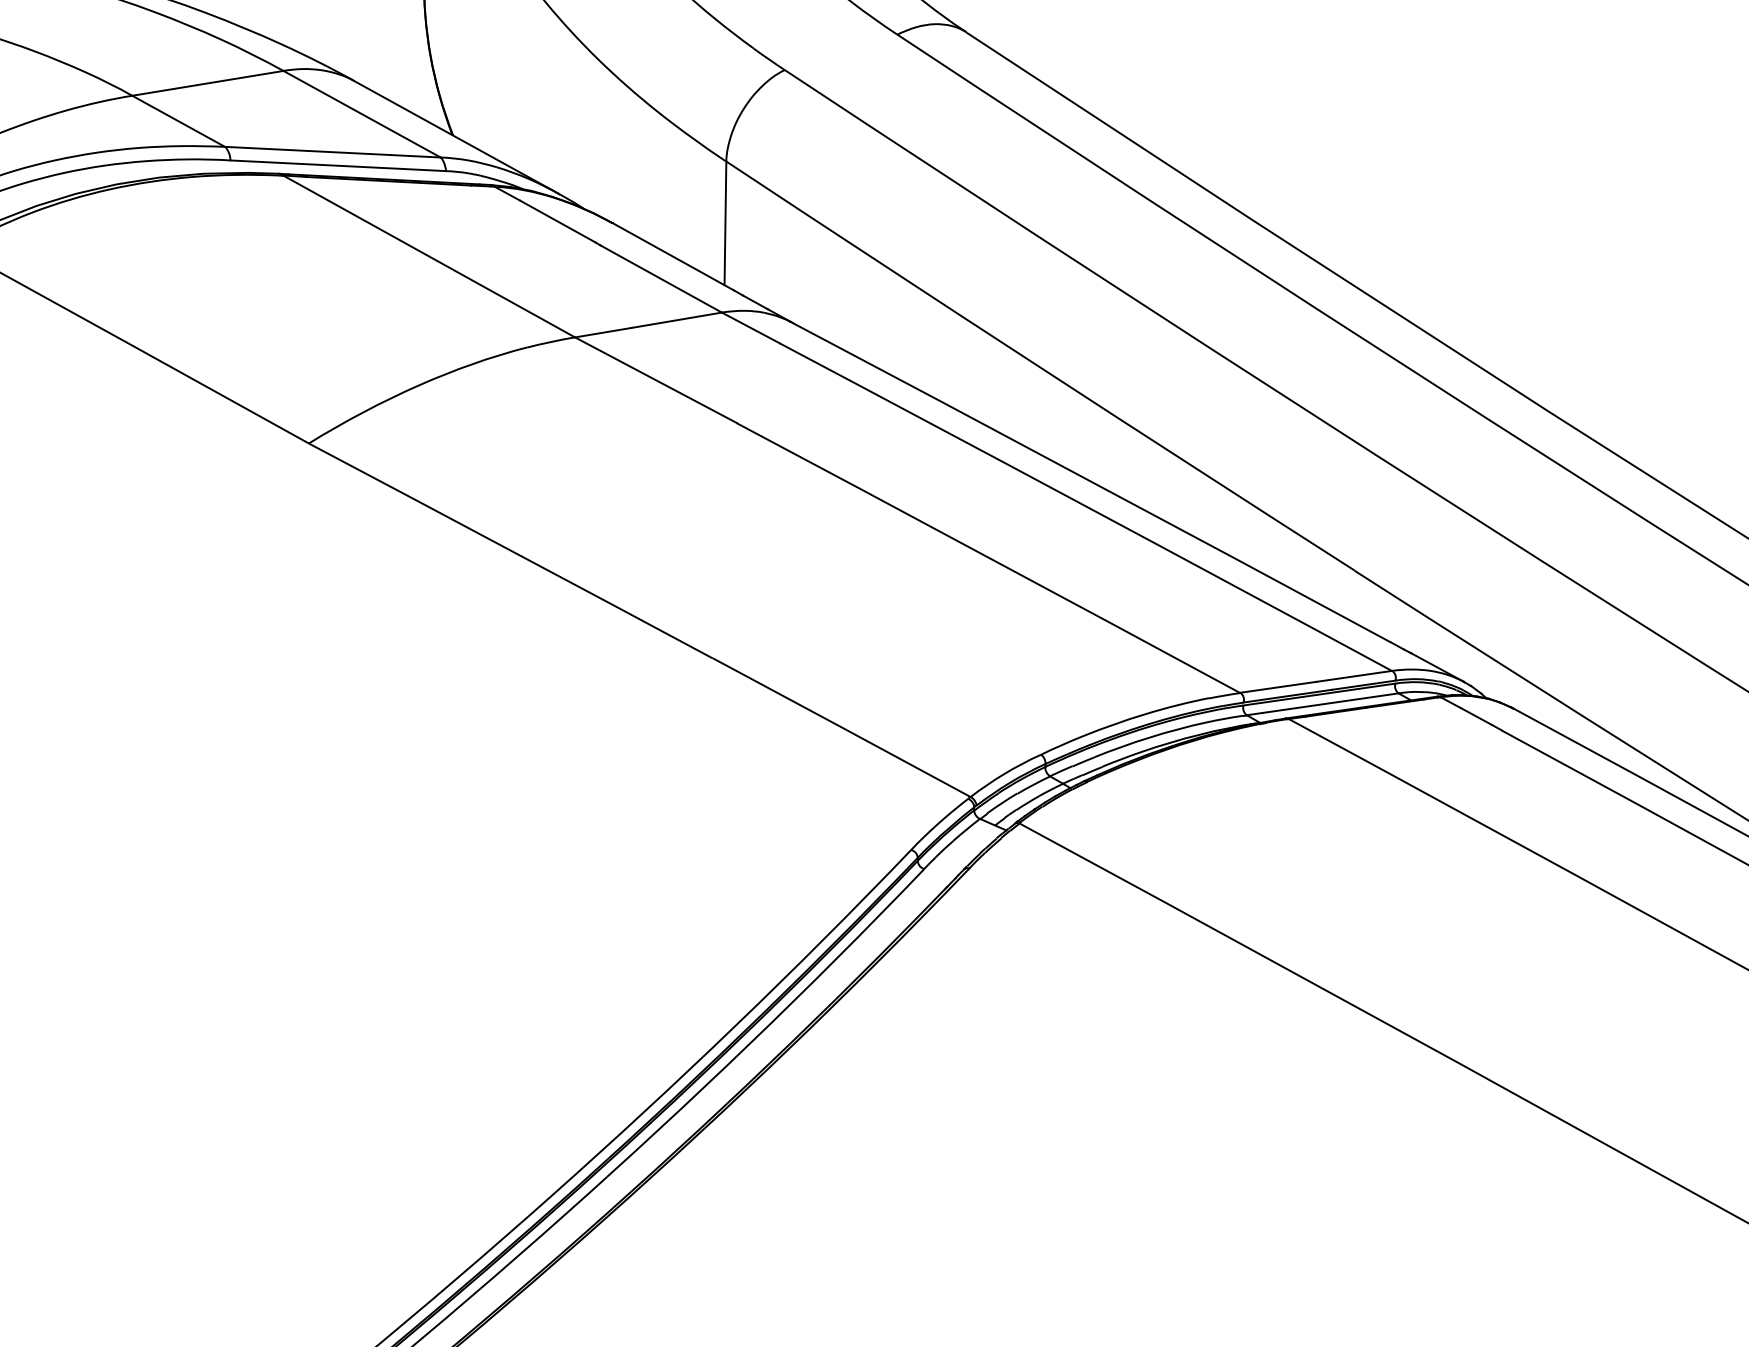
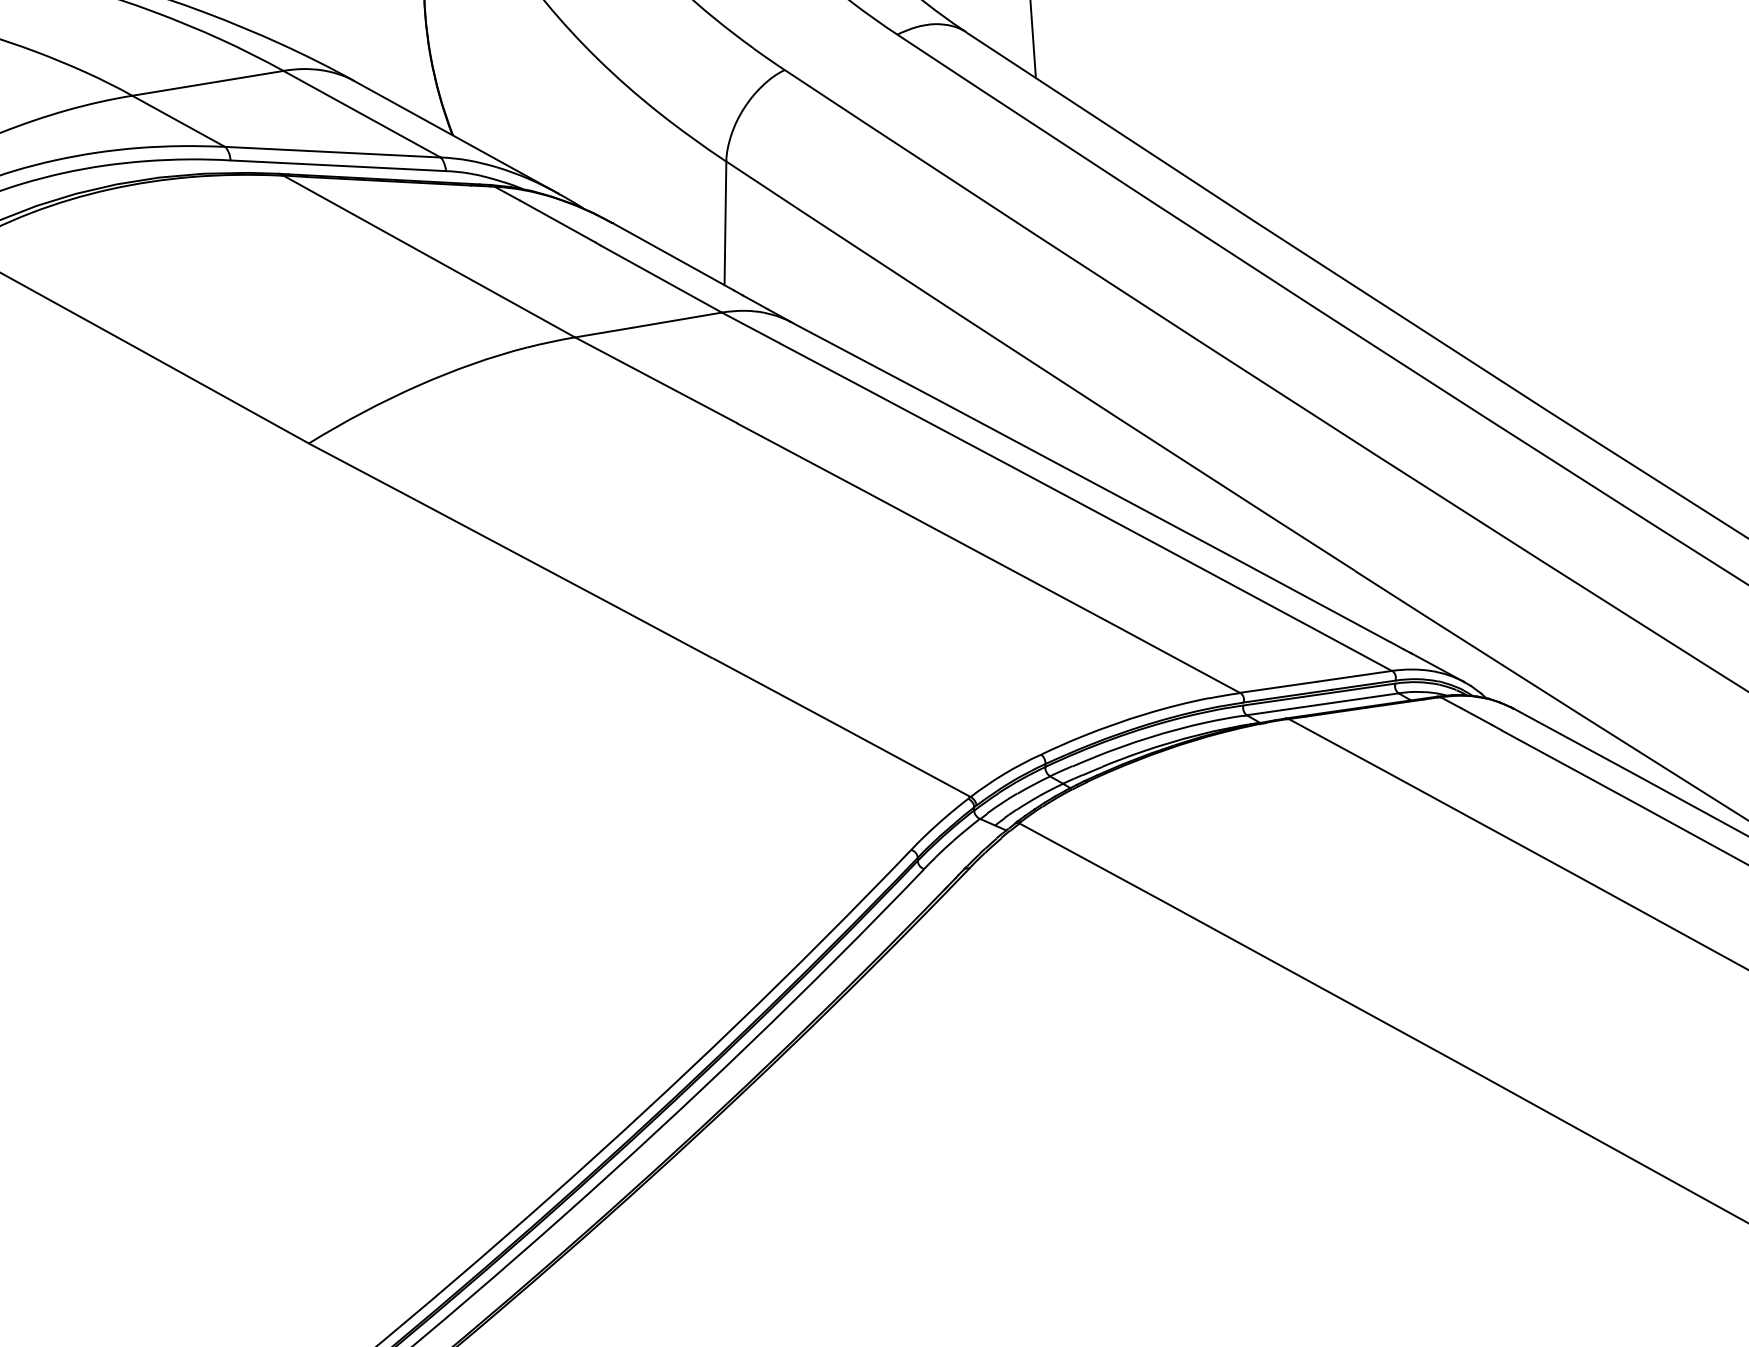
line: none -> present (1032, 40)
